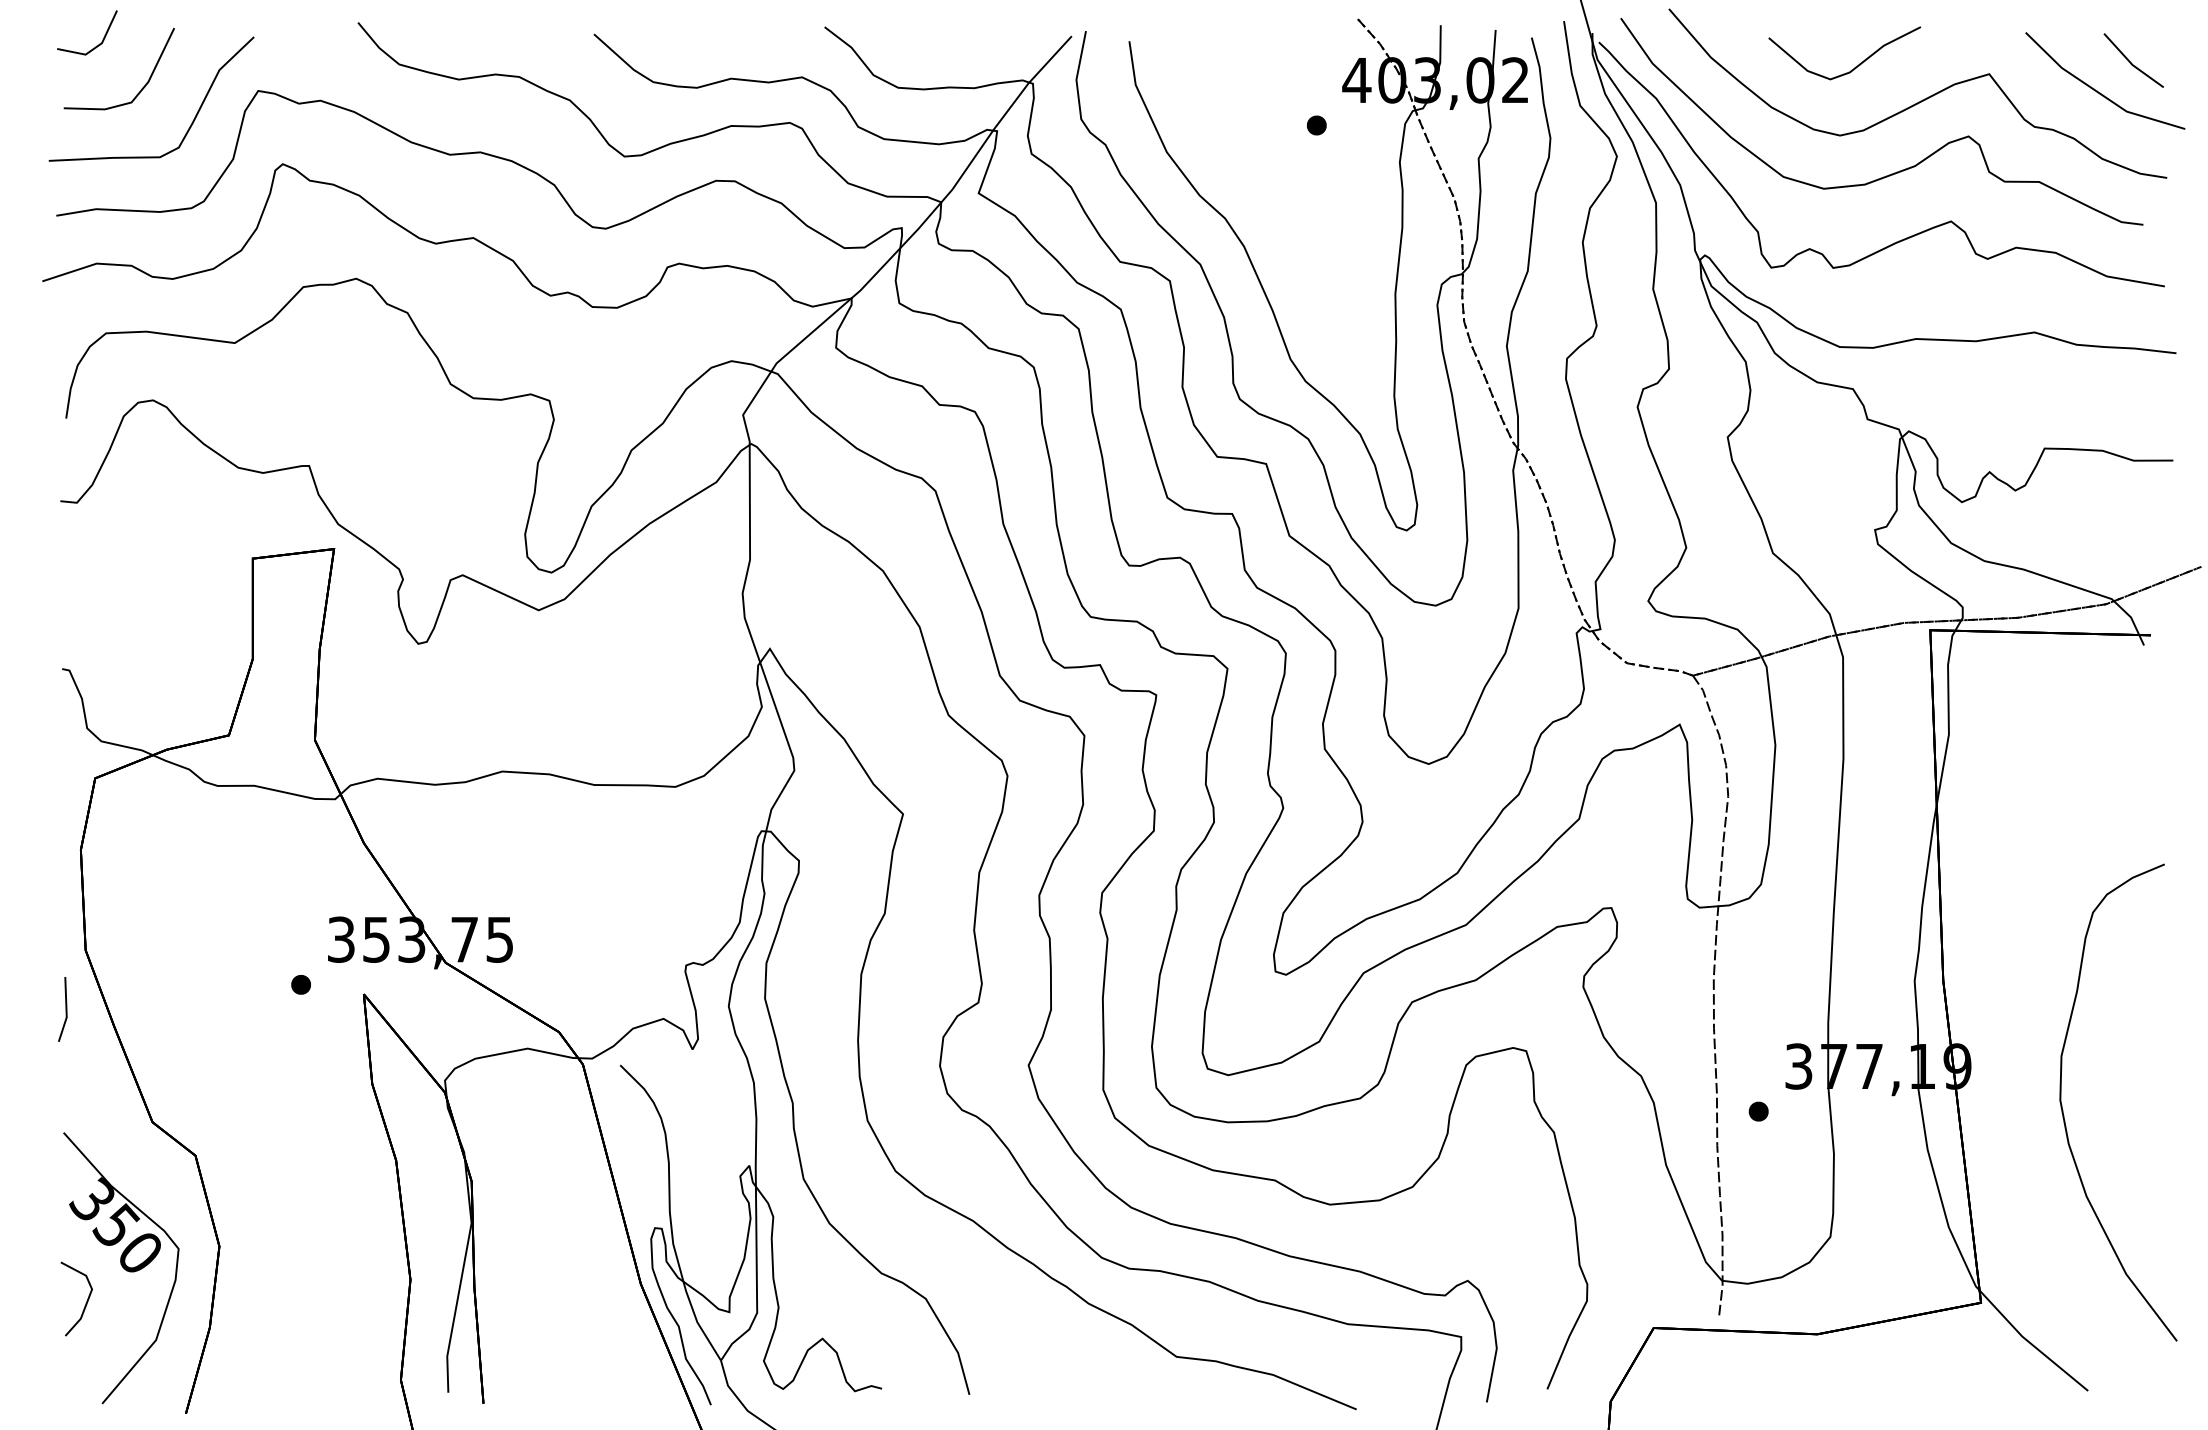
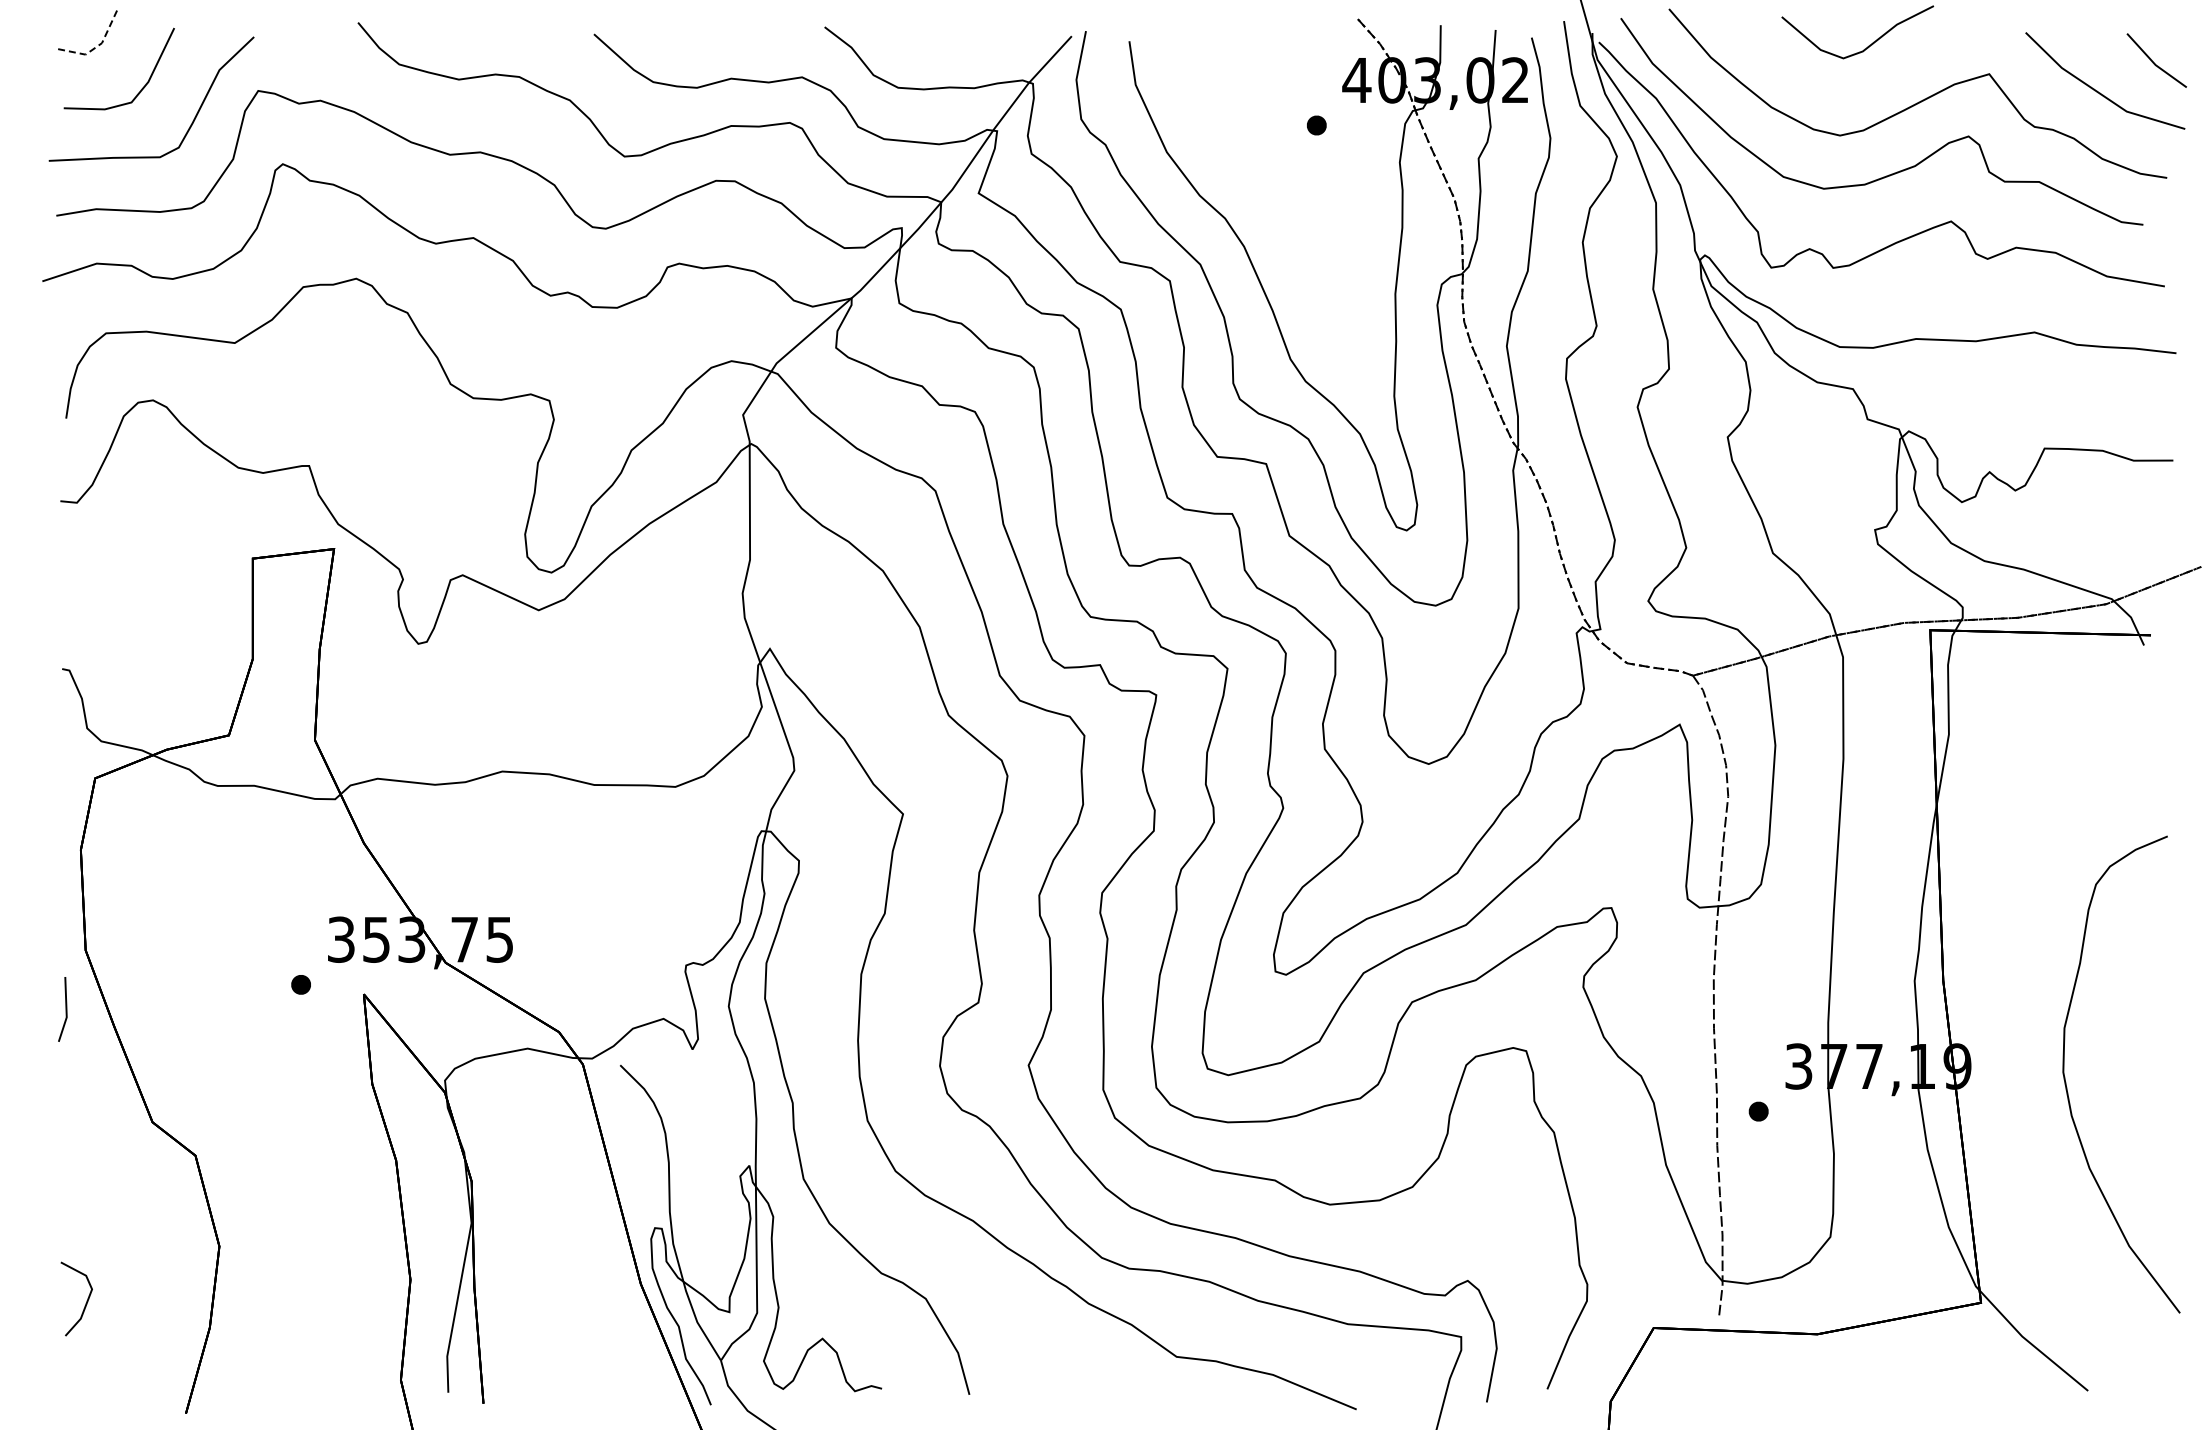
line: solid -> dashed (95, 47)
line position: (2131, 62) -> (2154, 62) (2154, 62)
curve position: (1855, 66) -> (1868, 45) (1868, 45)
curve position: (2064, 1115) -> (2067, 1087) (2067, 1087)
part: present -> none (121, 1268)
